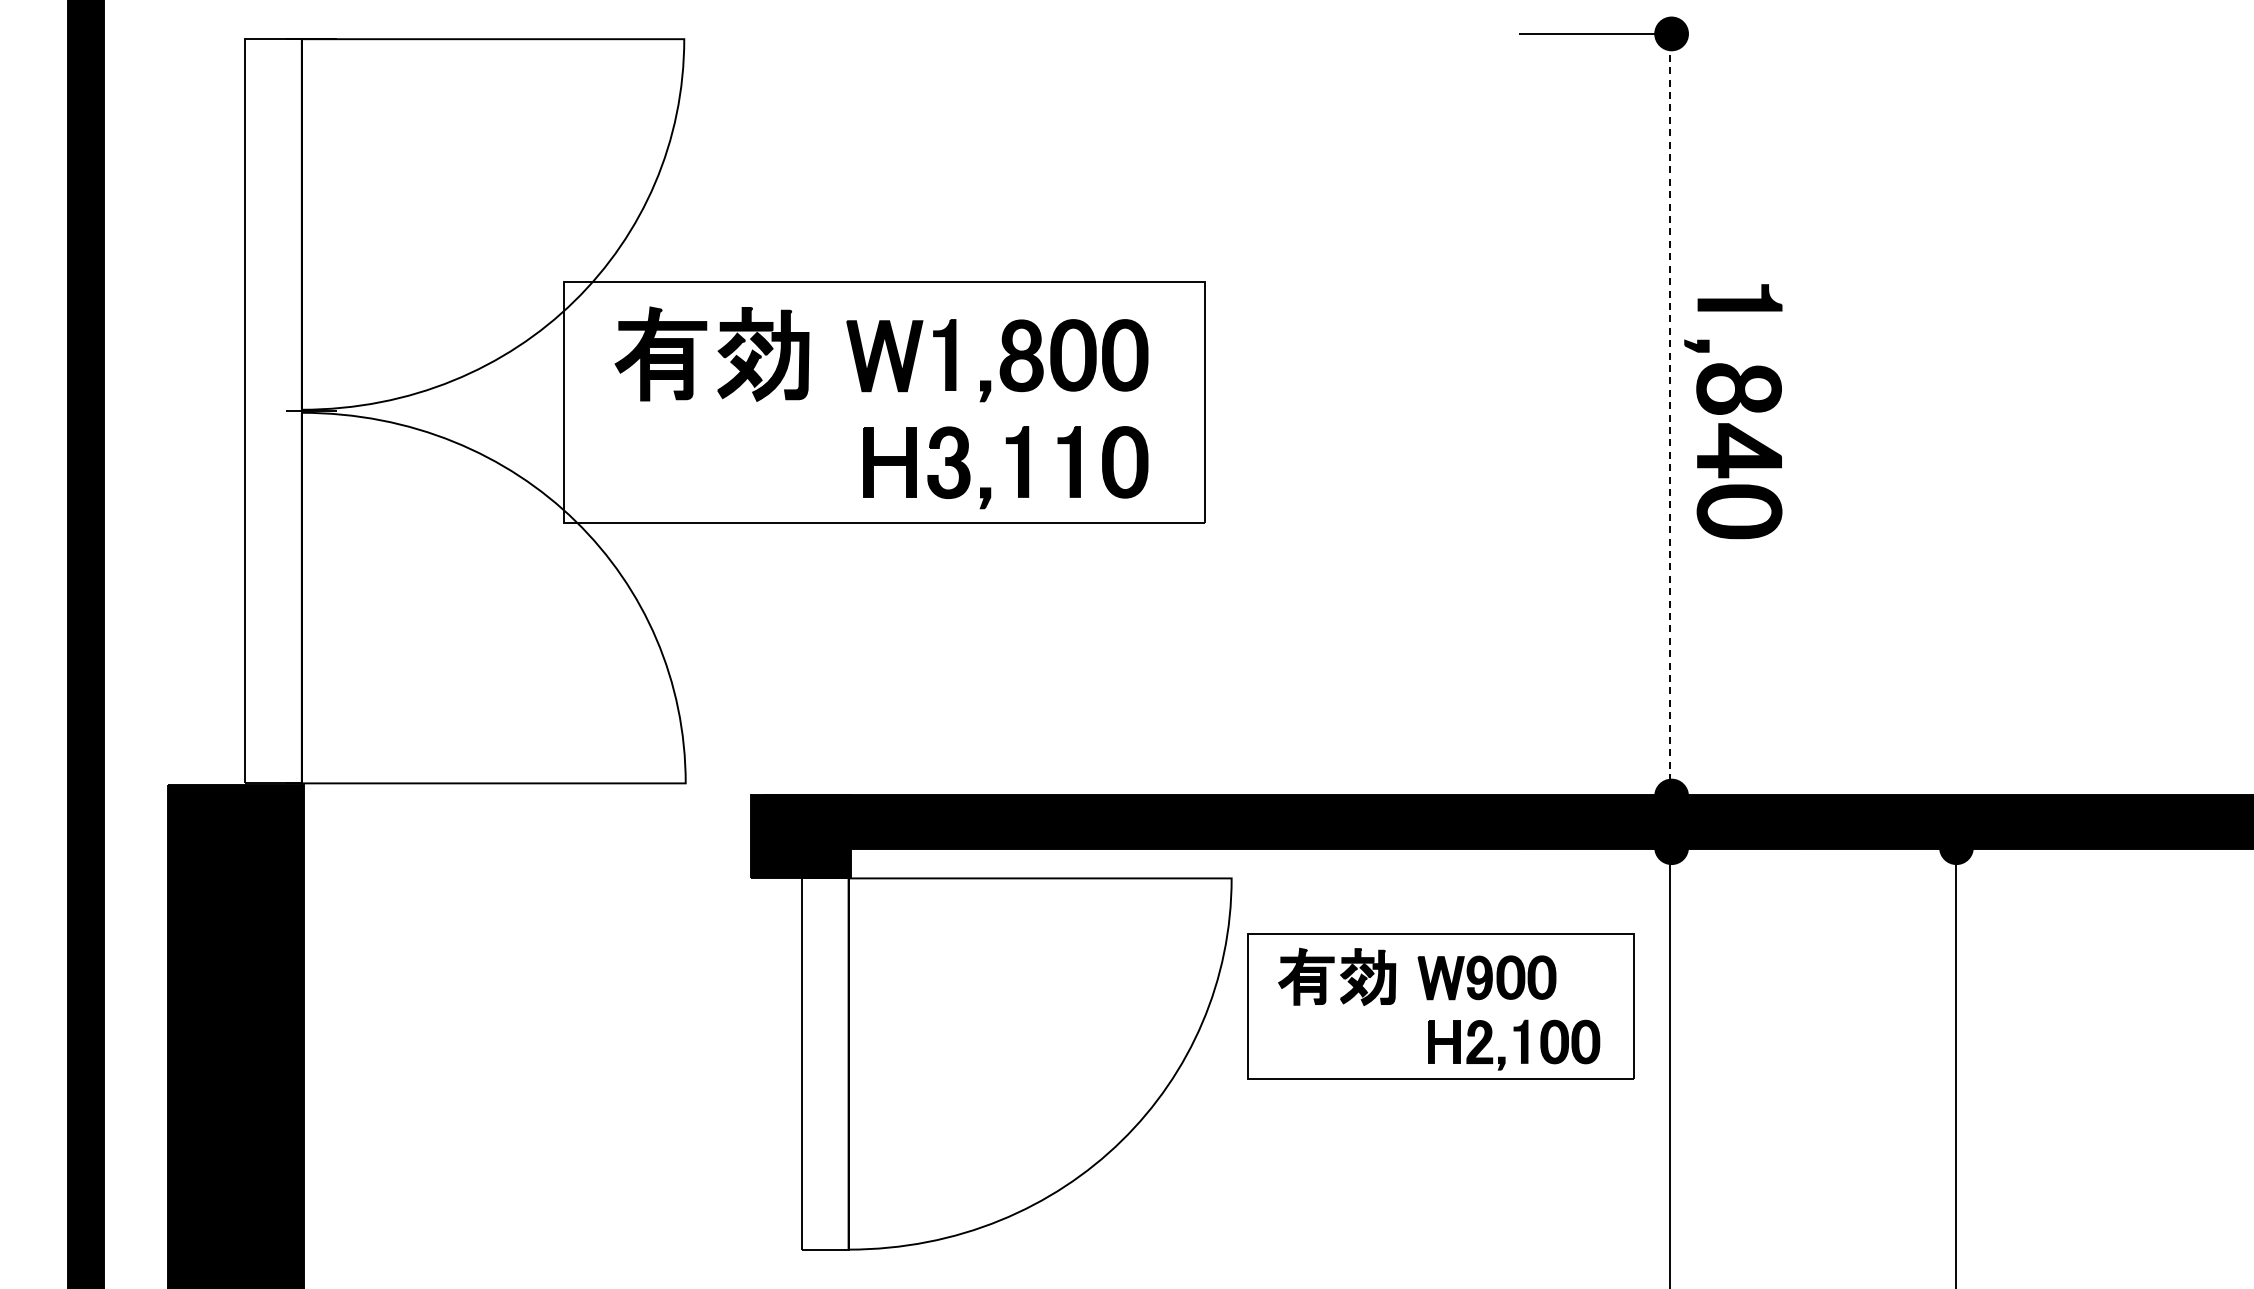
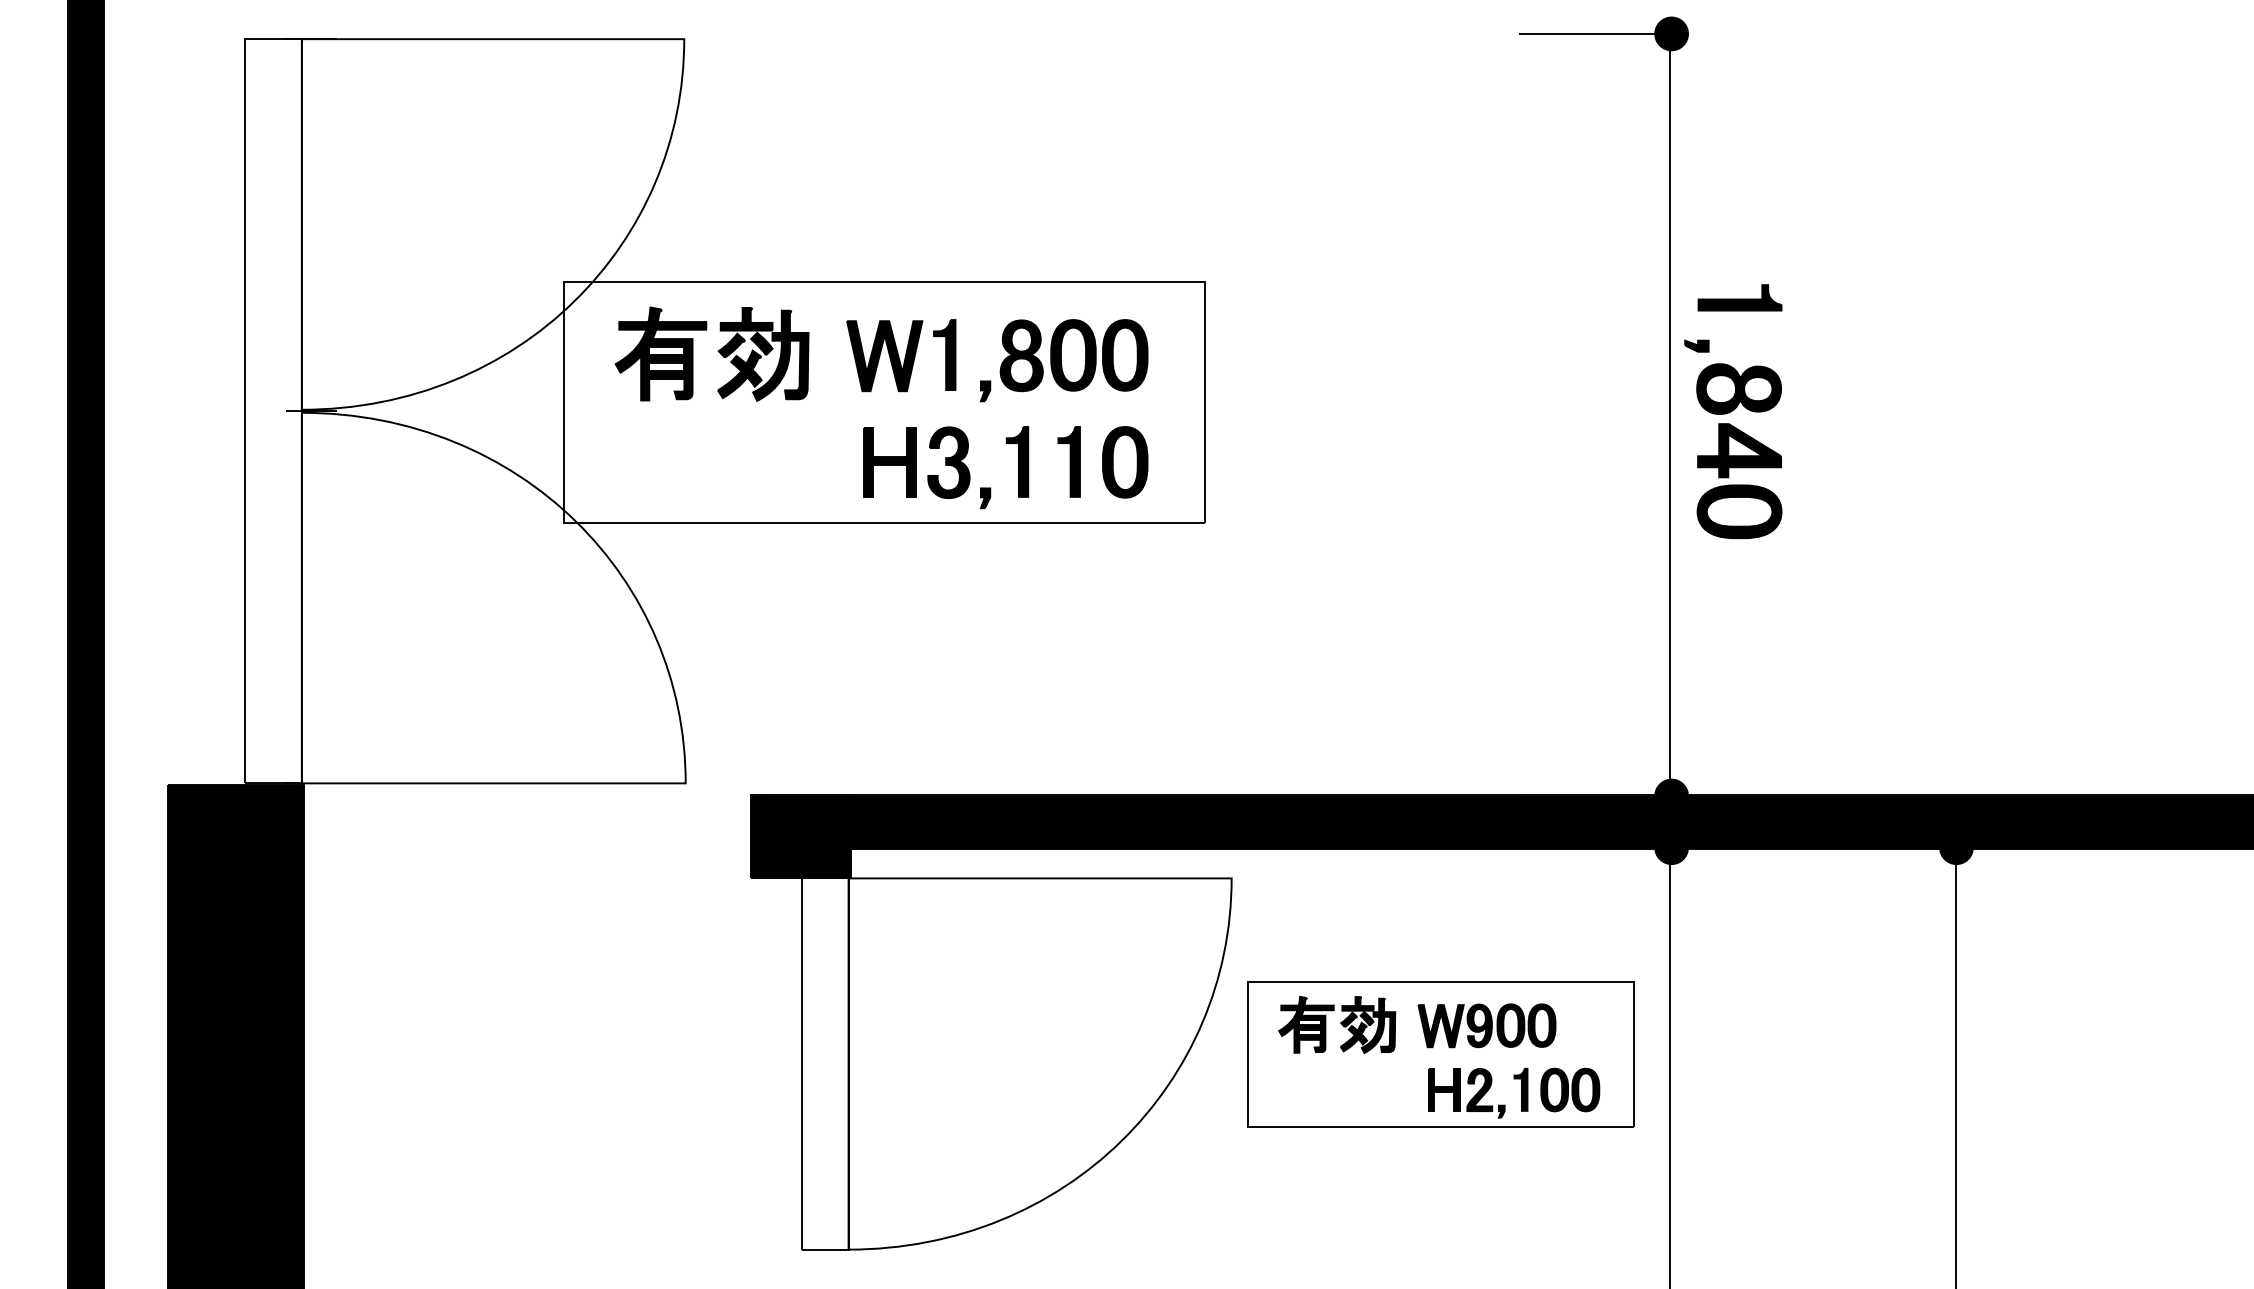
line: dashed -> solid (1669, 415)
part position: (1440, 1006) -> (1440, 1054) (1440, 1054)
